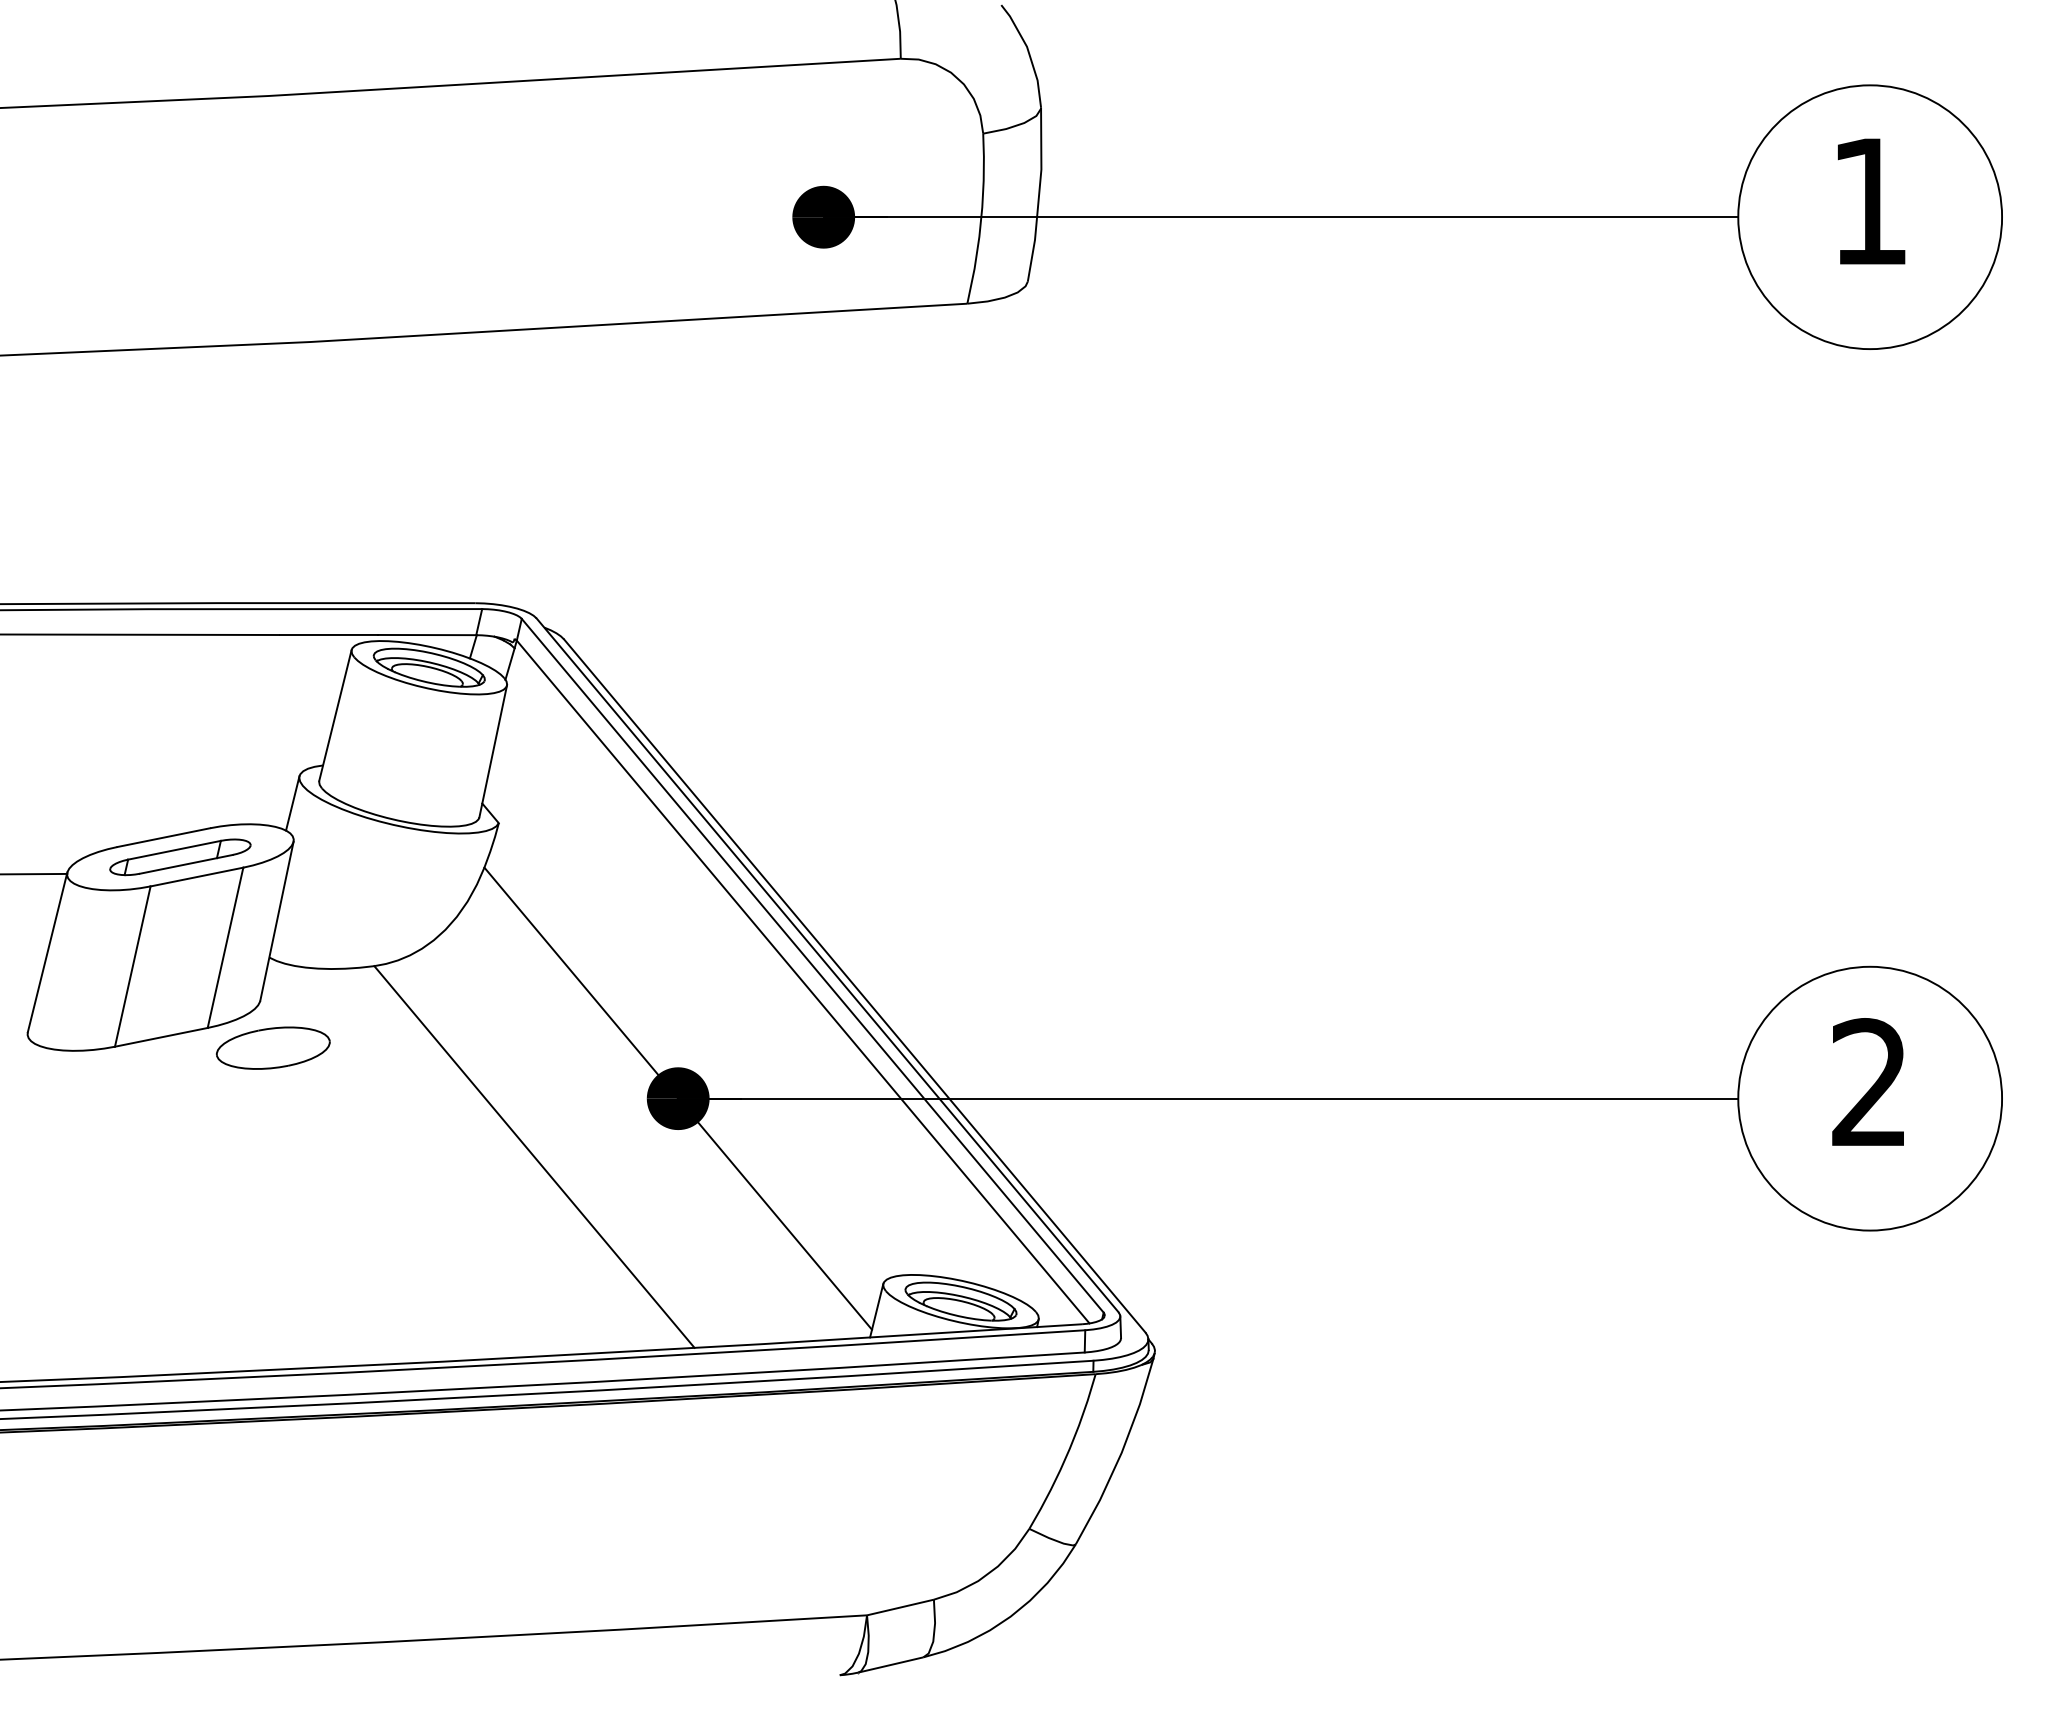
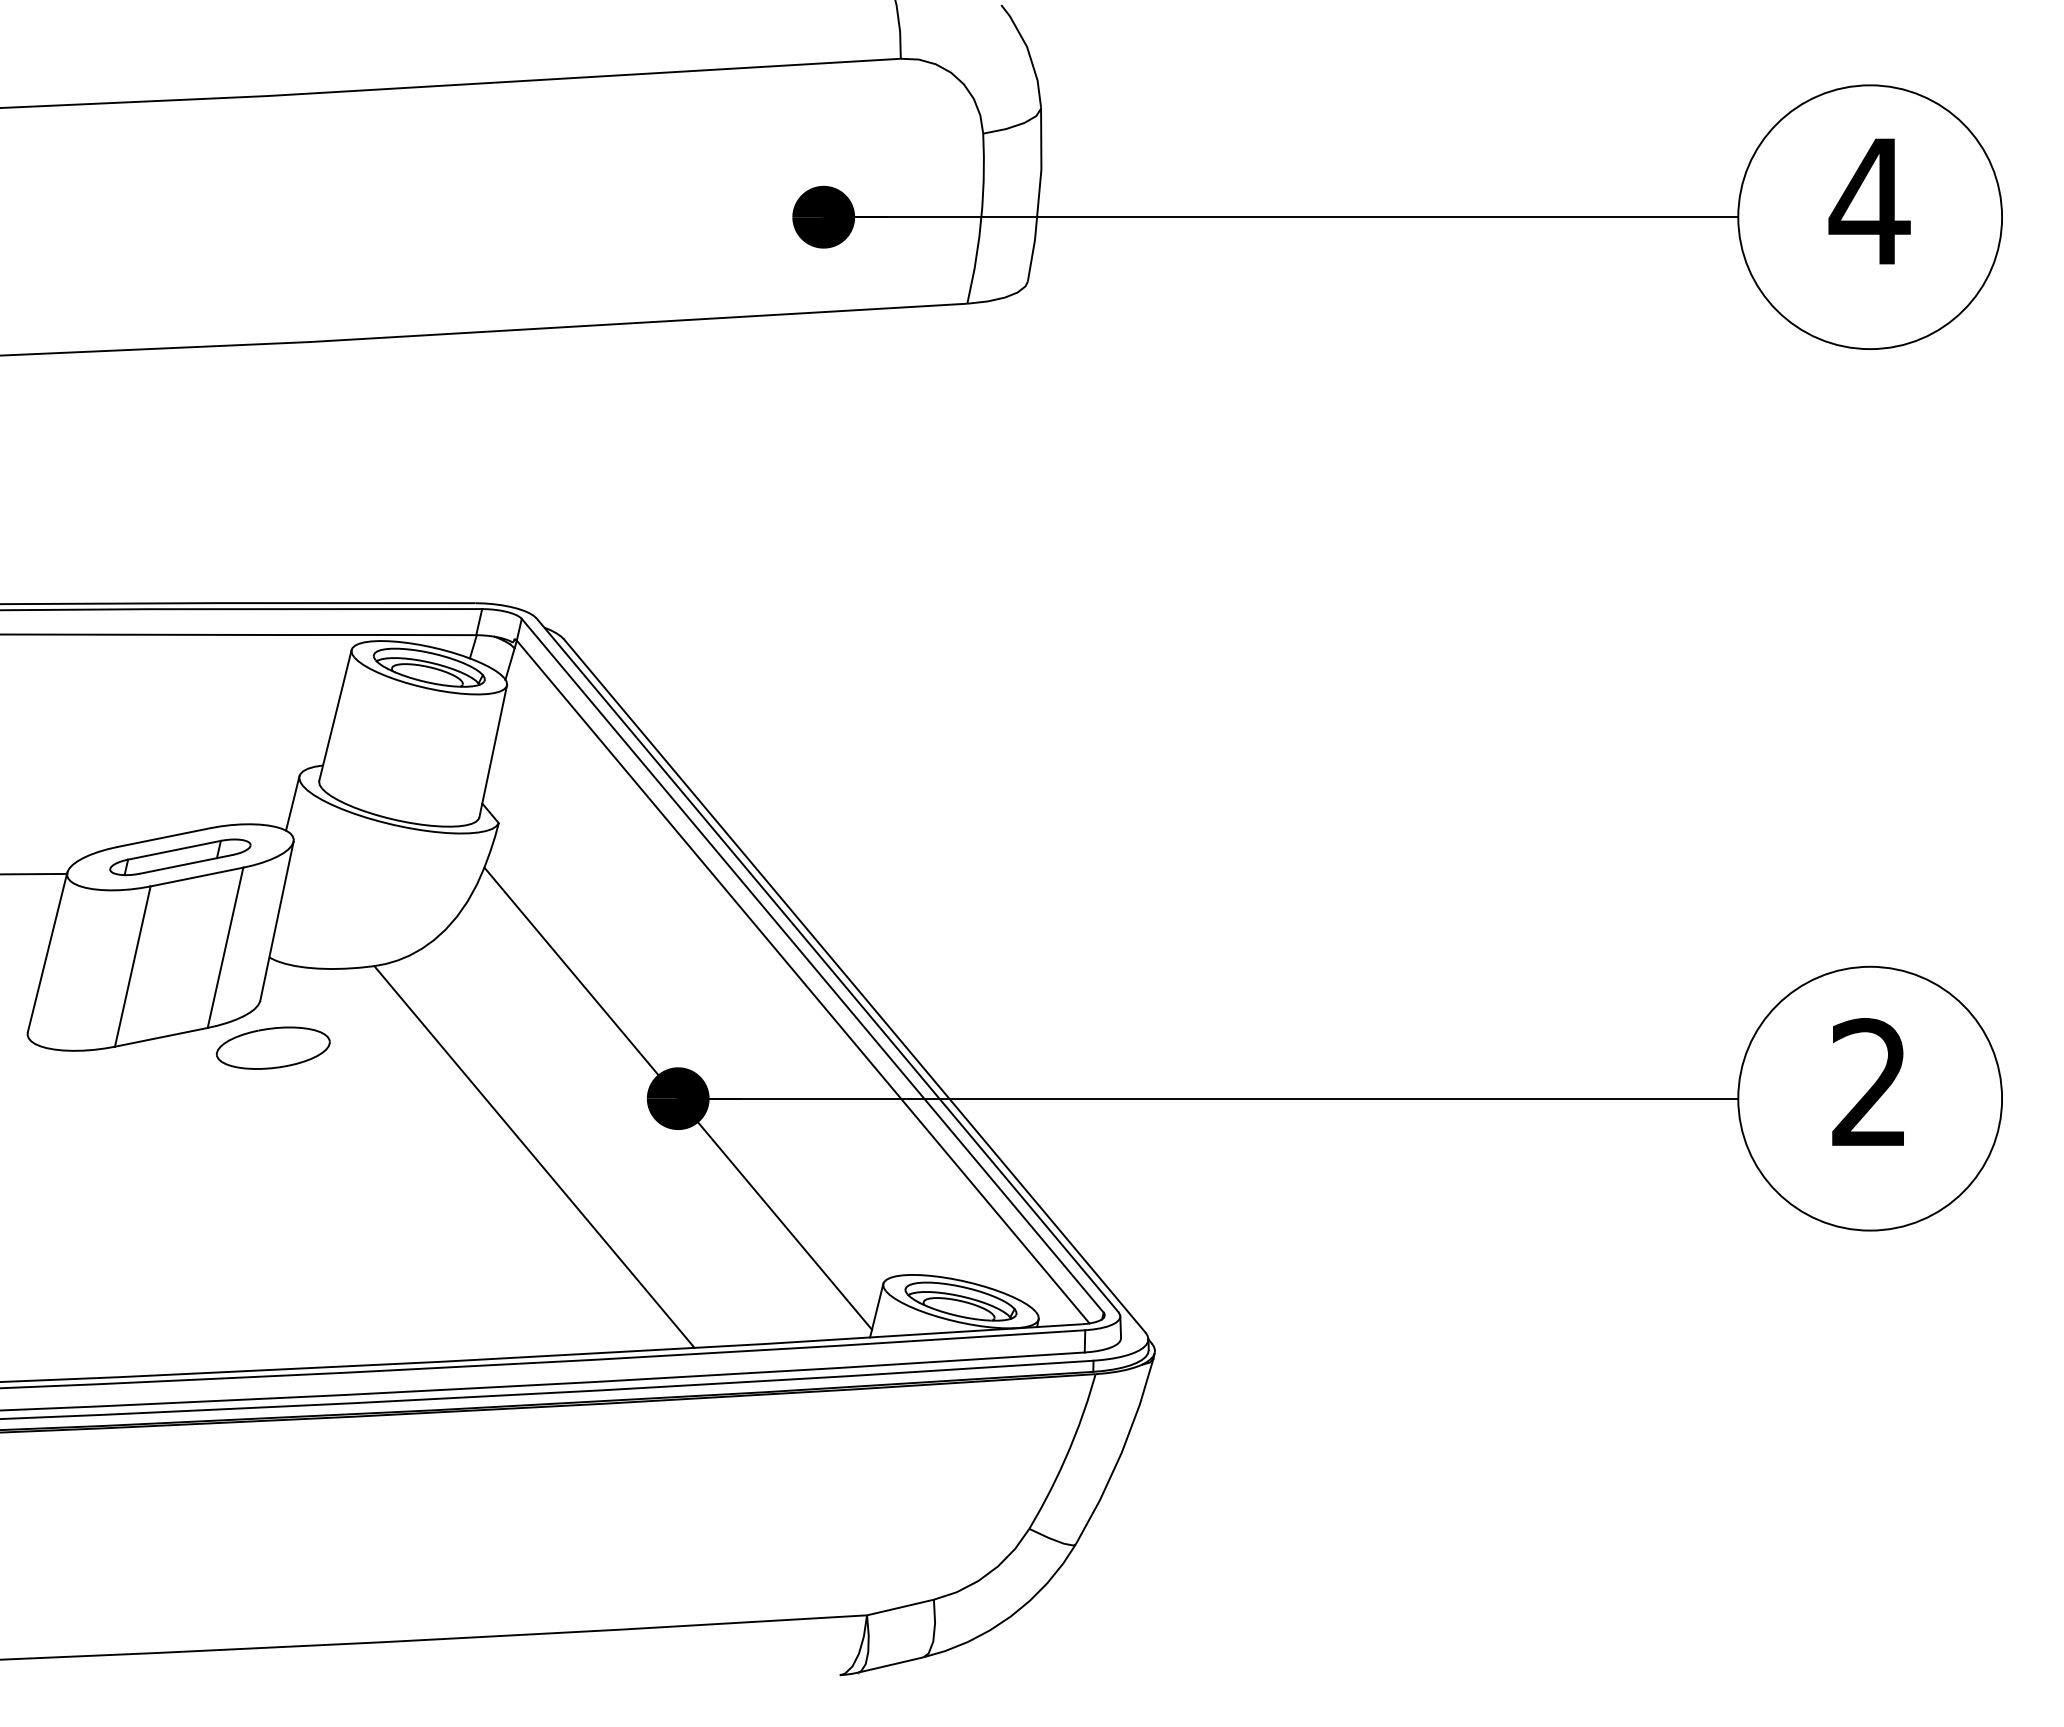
text: 1 -> 4 (1869, 201)
